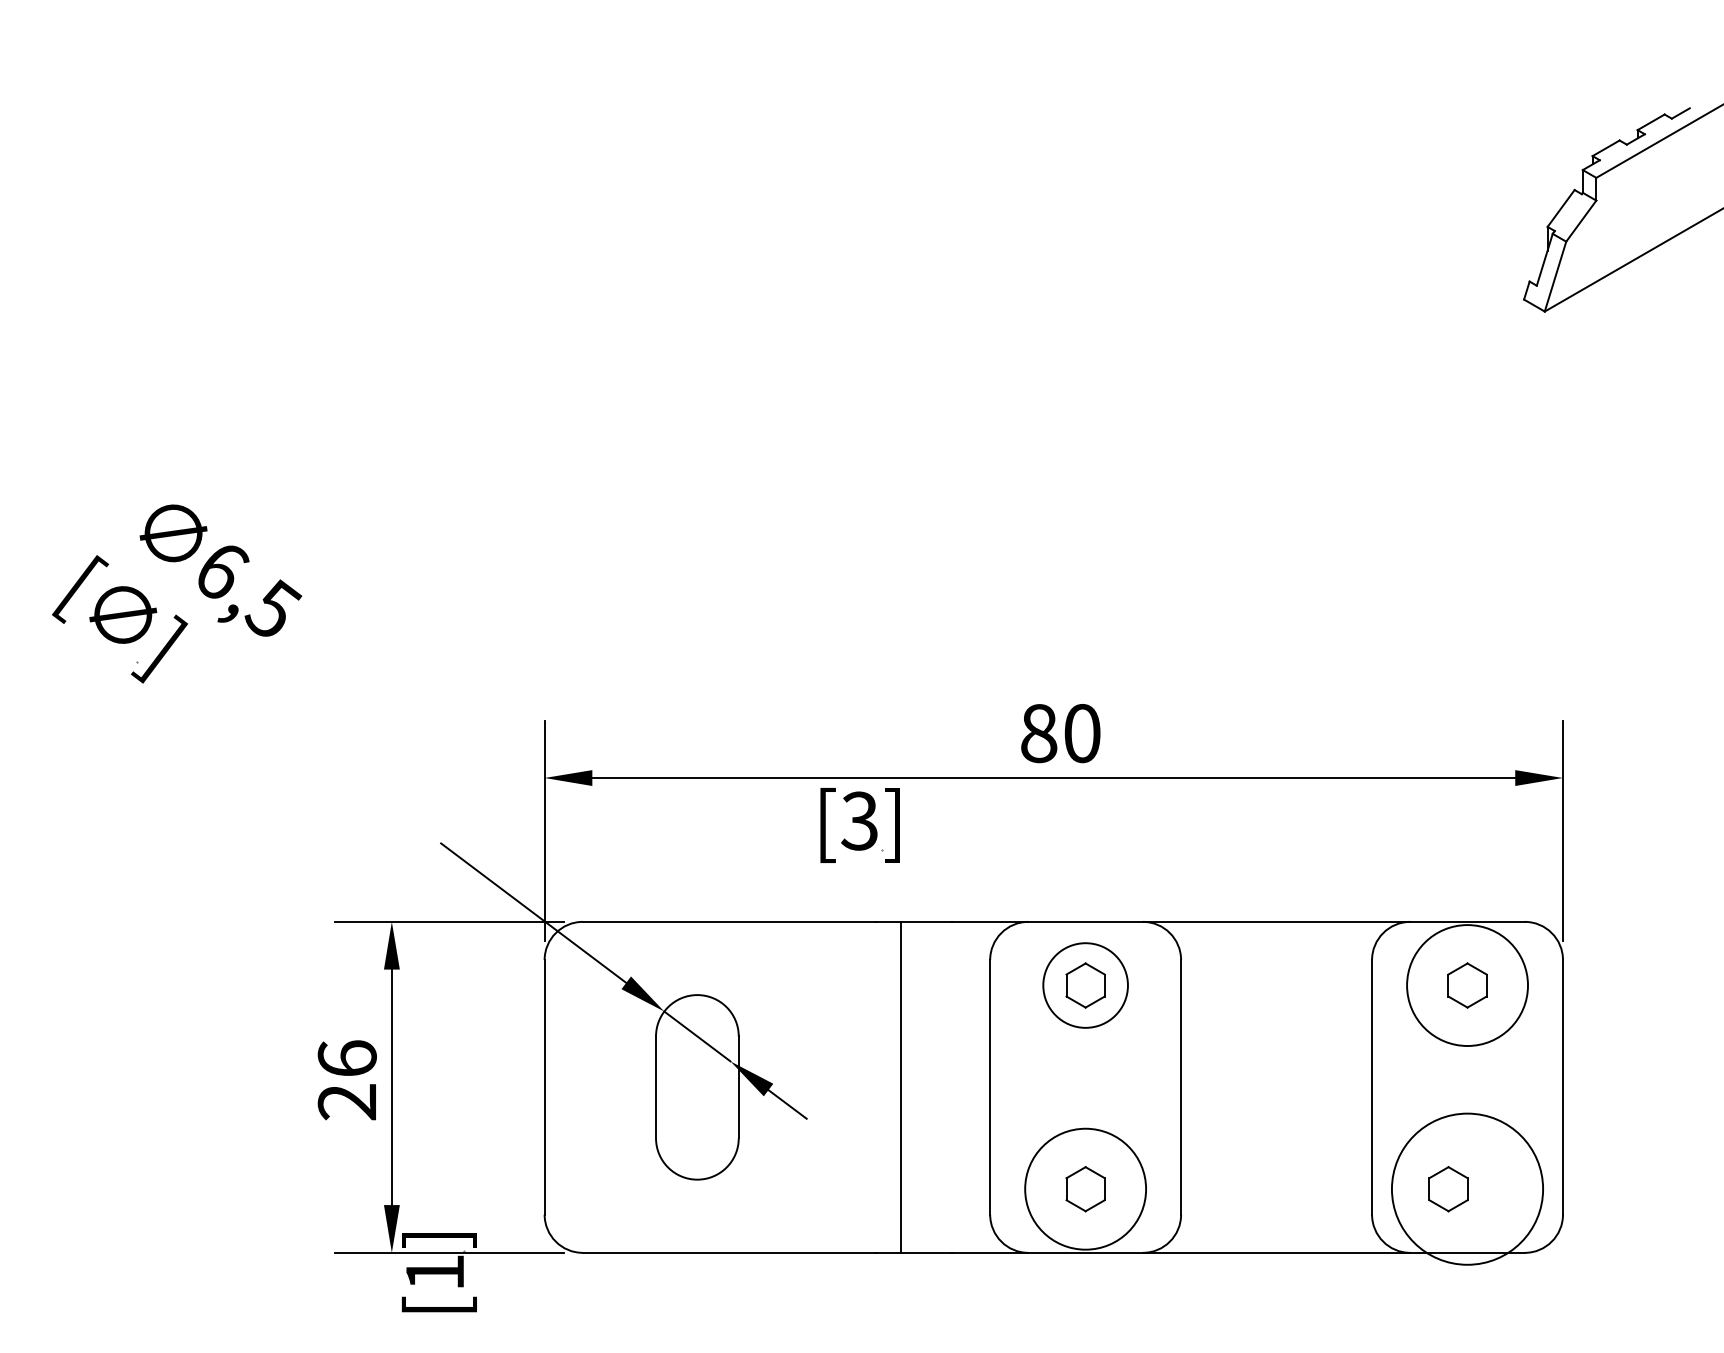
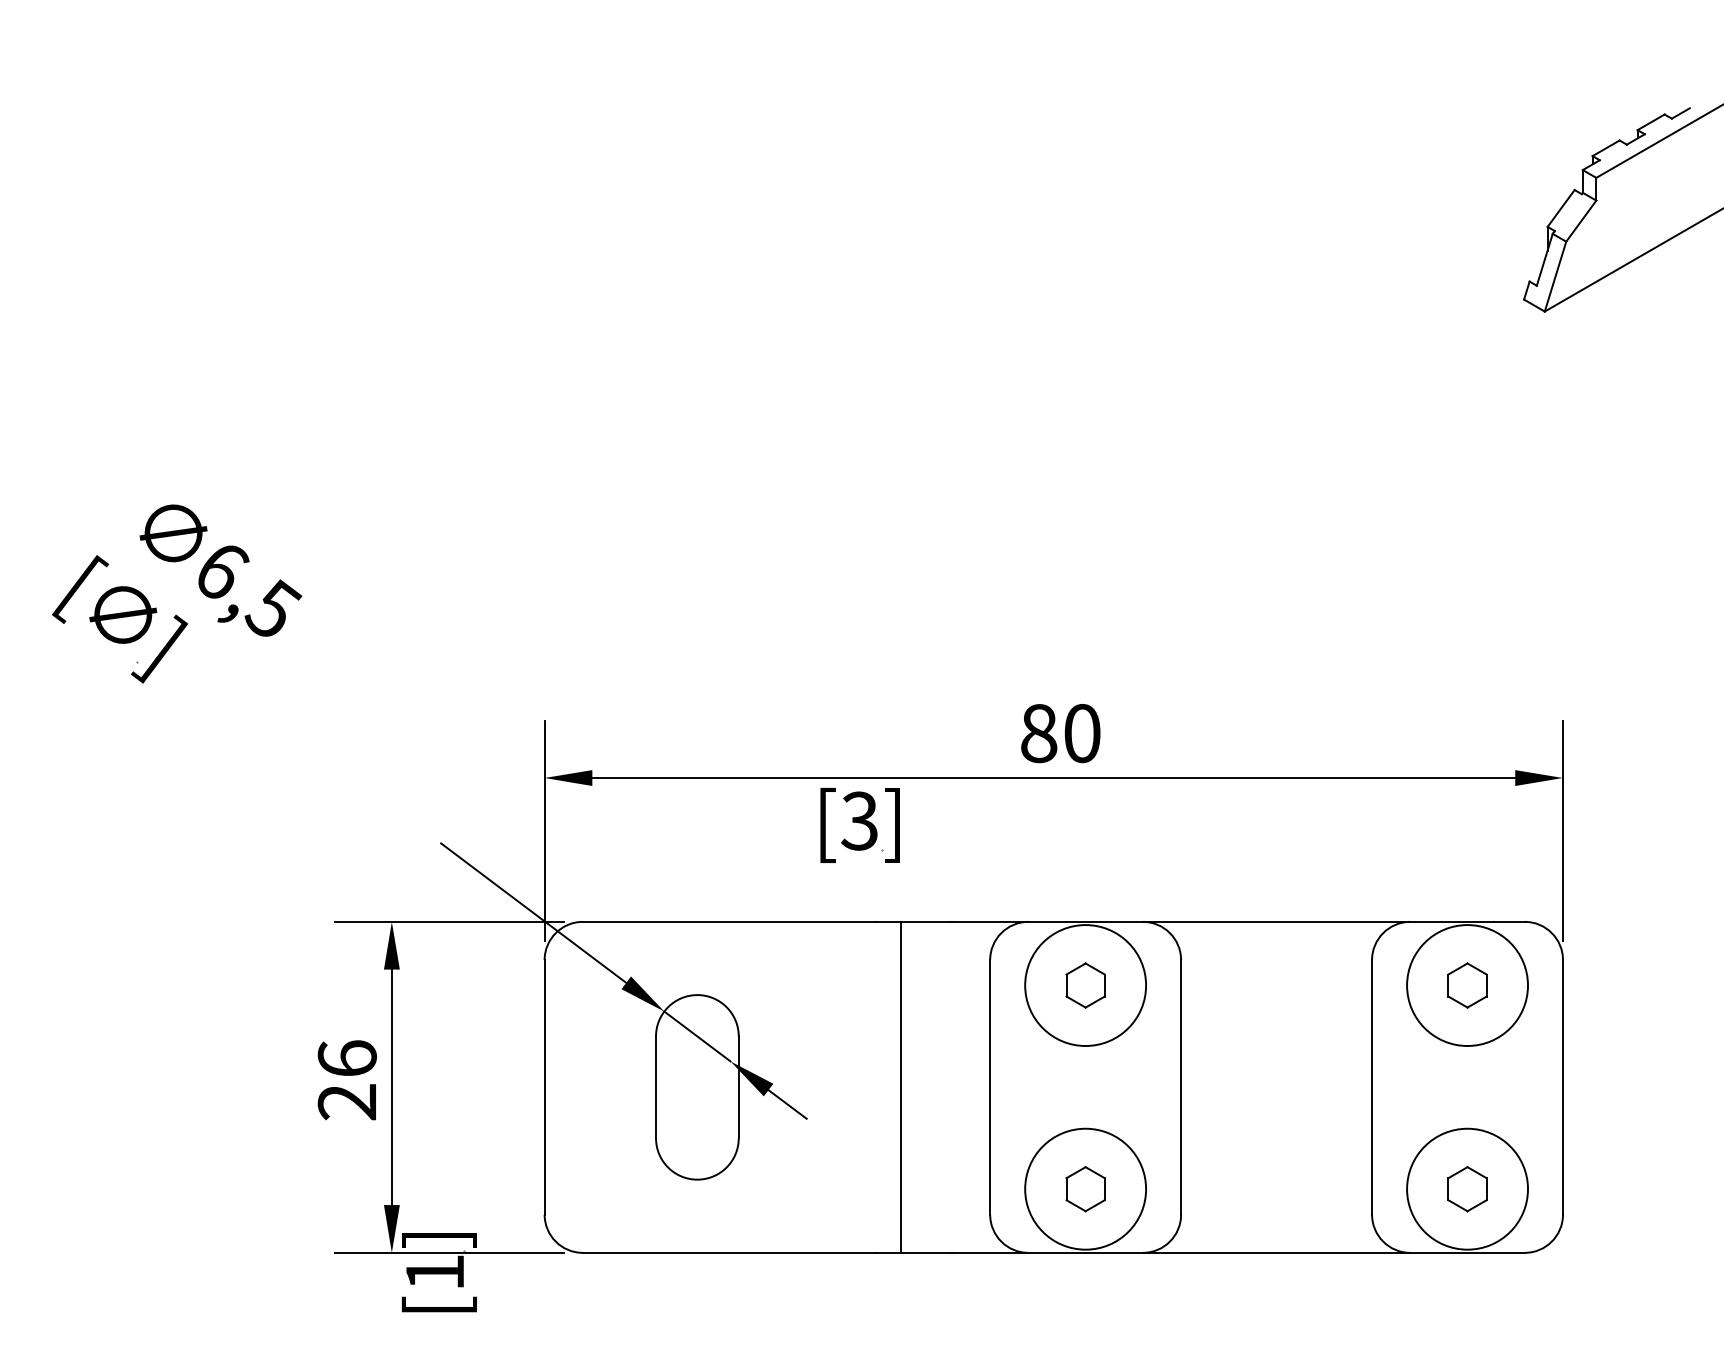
circle diameter: 85 px -> 121 px (1085, 985)
circle diameter: 151 px -> 121 px (1467, 1188)
part position: (1448, 1189) -> (1467, 1189) (1467, 1189)
